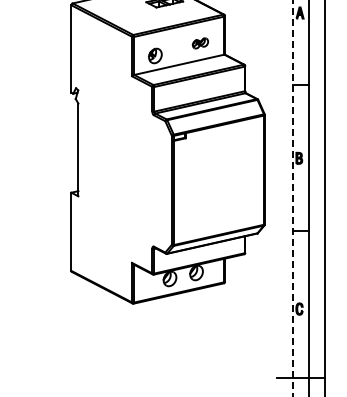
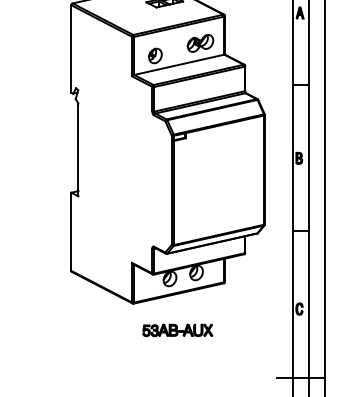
part size: 18x13 px -> 29x19 px (200, 43)
line: dashed -> solid (292, 198)
part: none -> present (177, 330)
